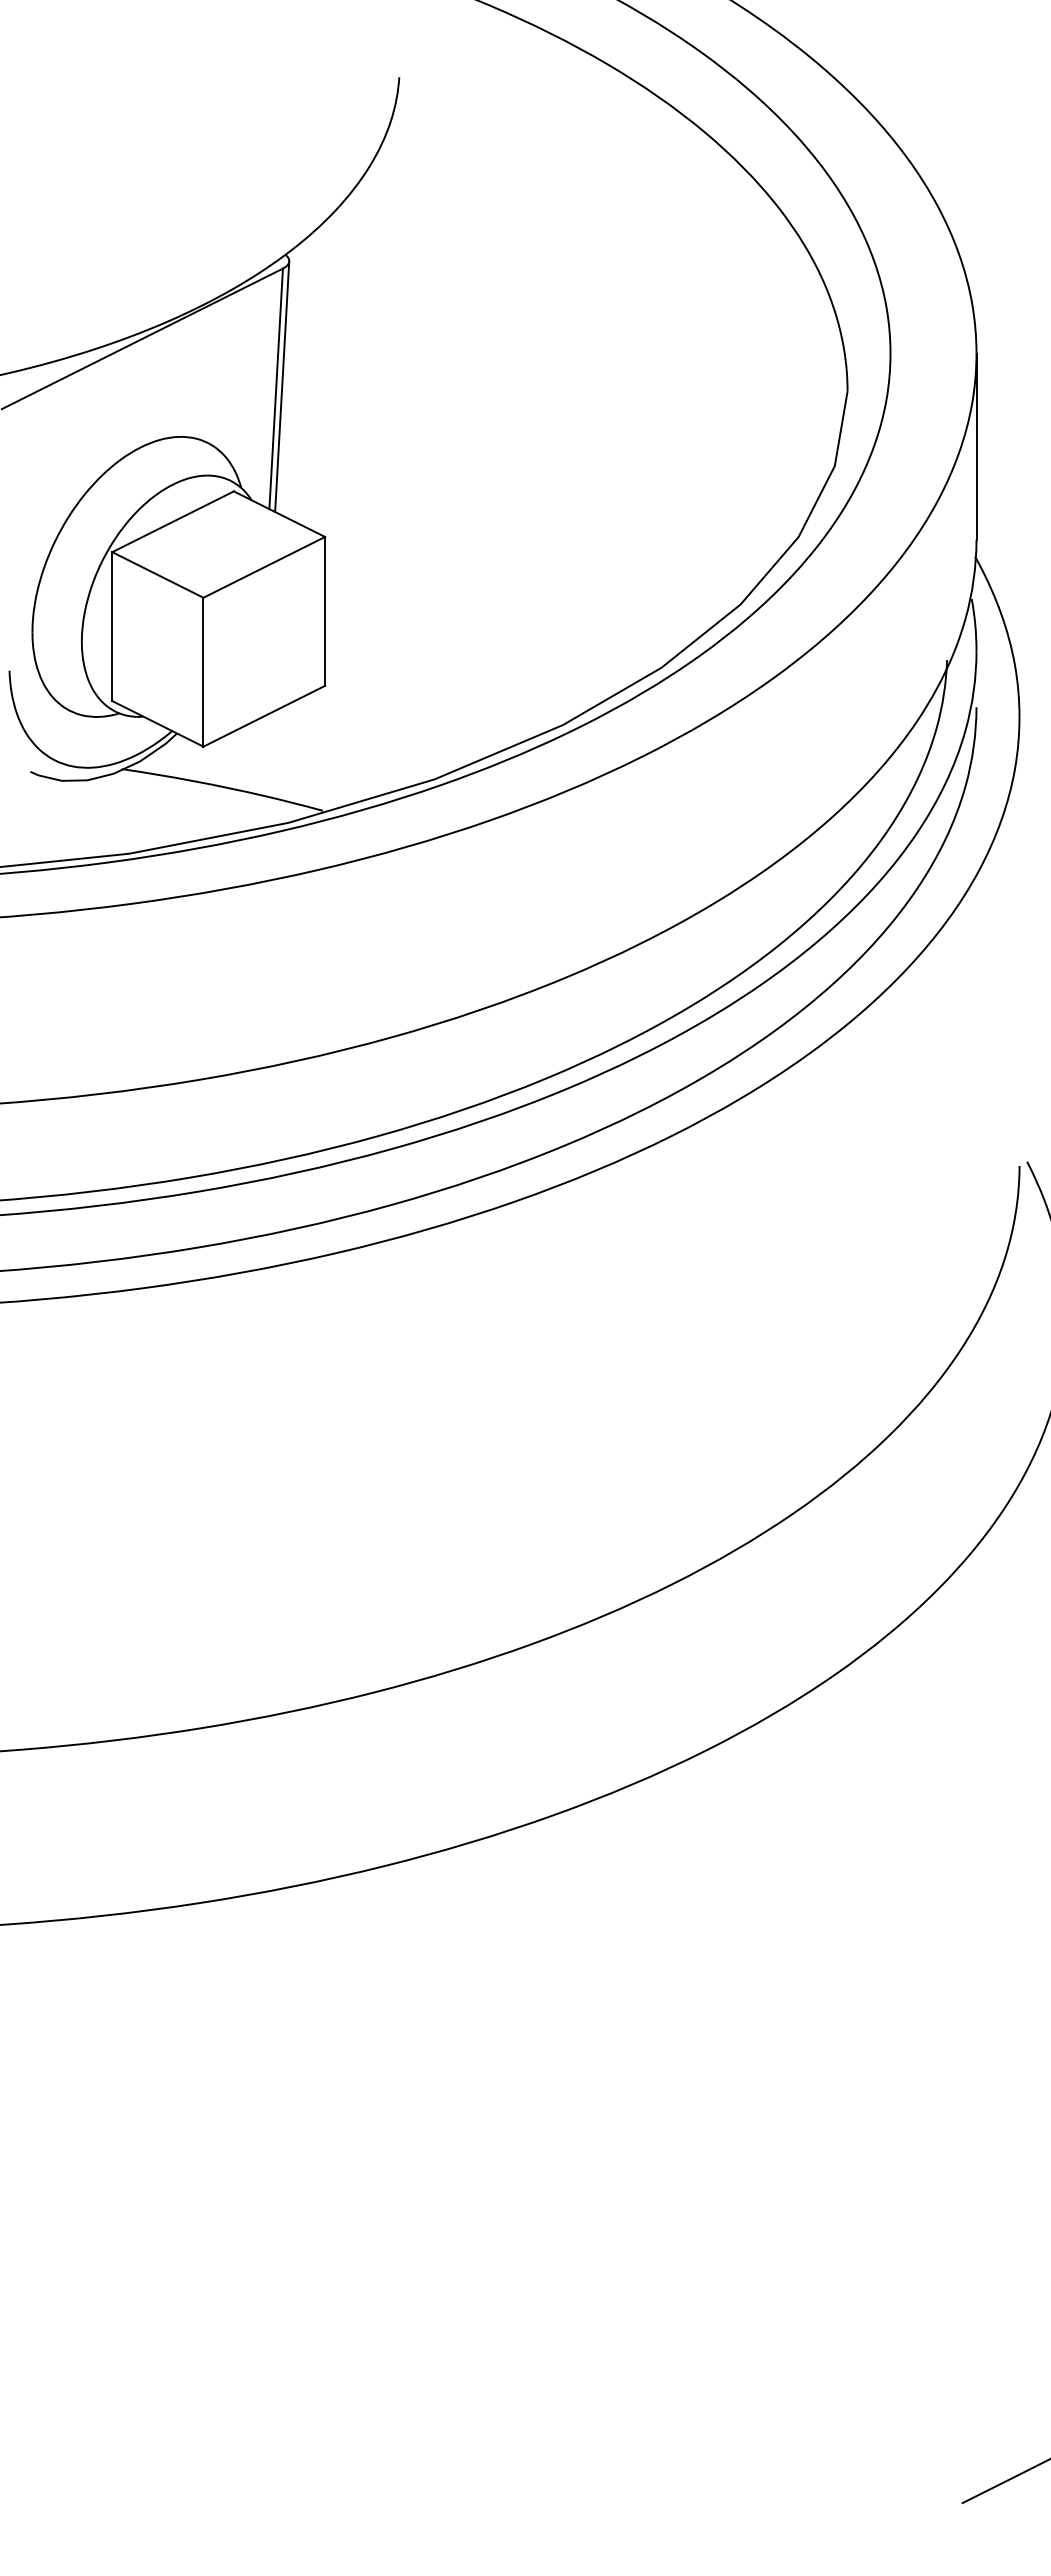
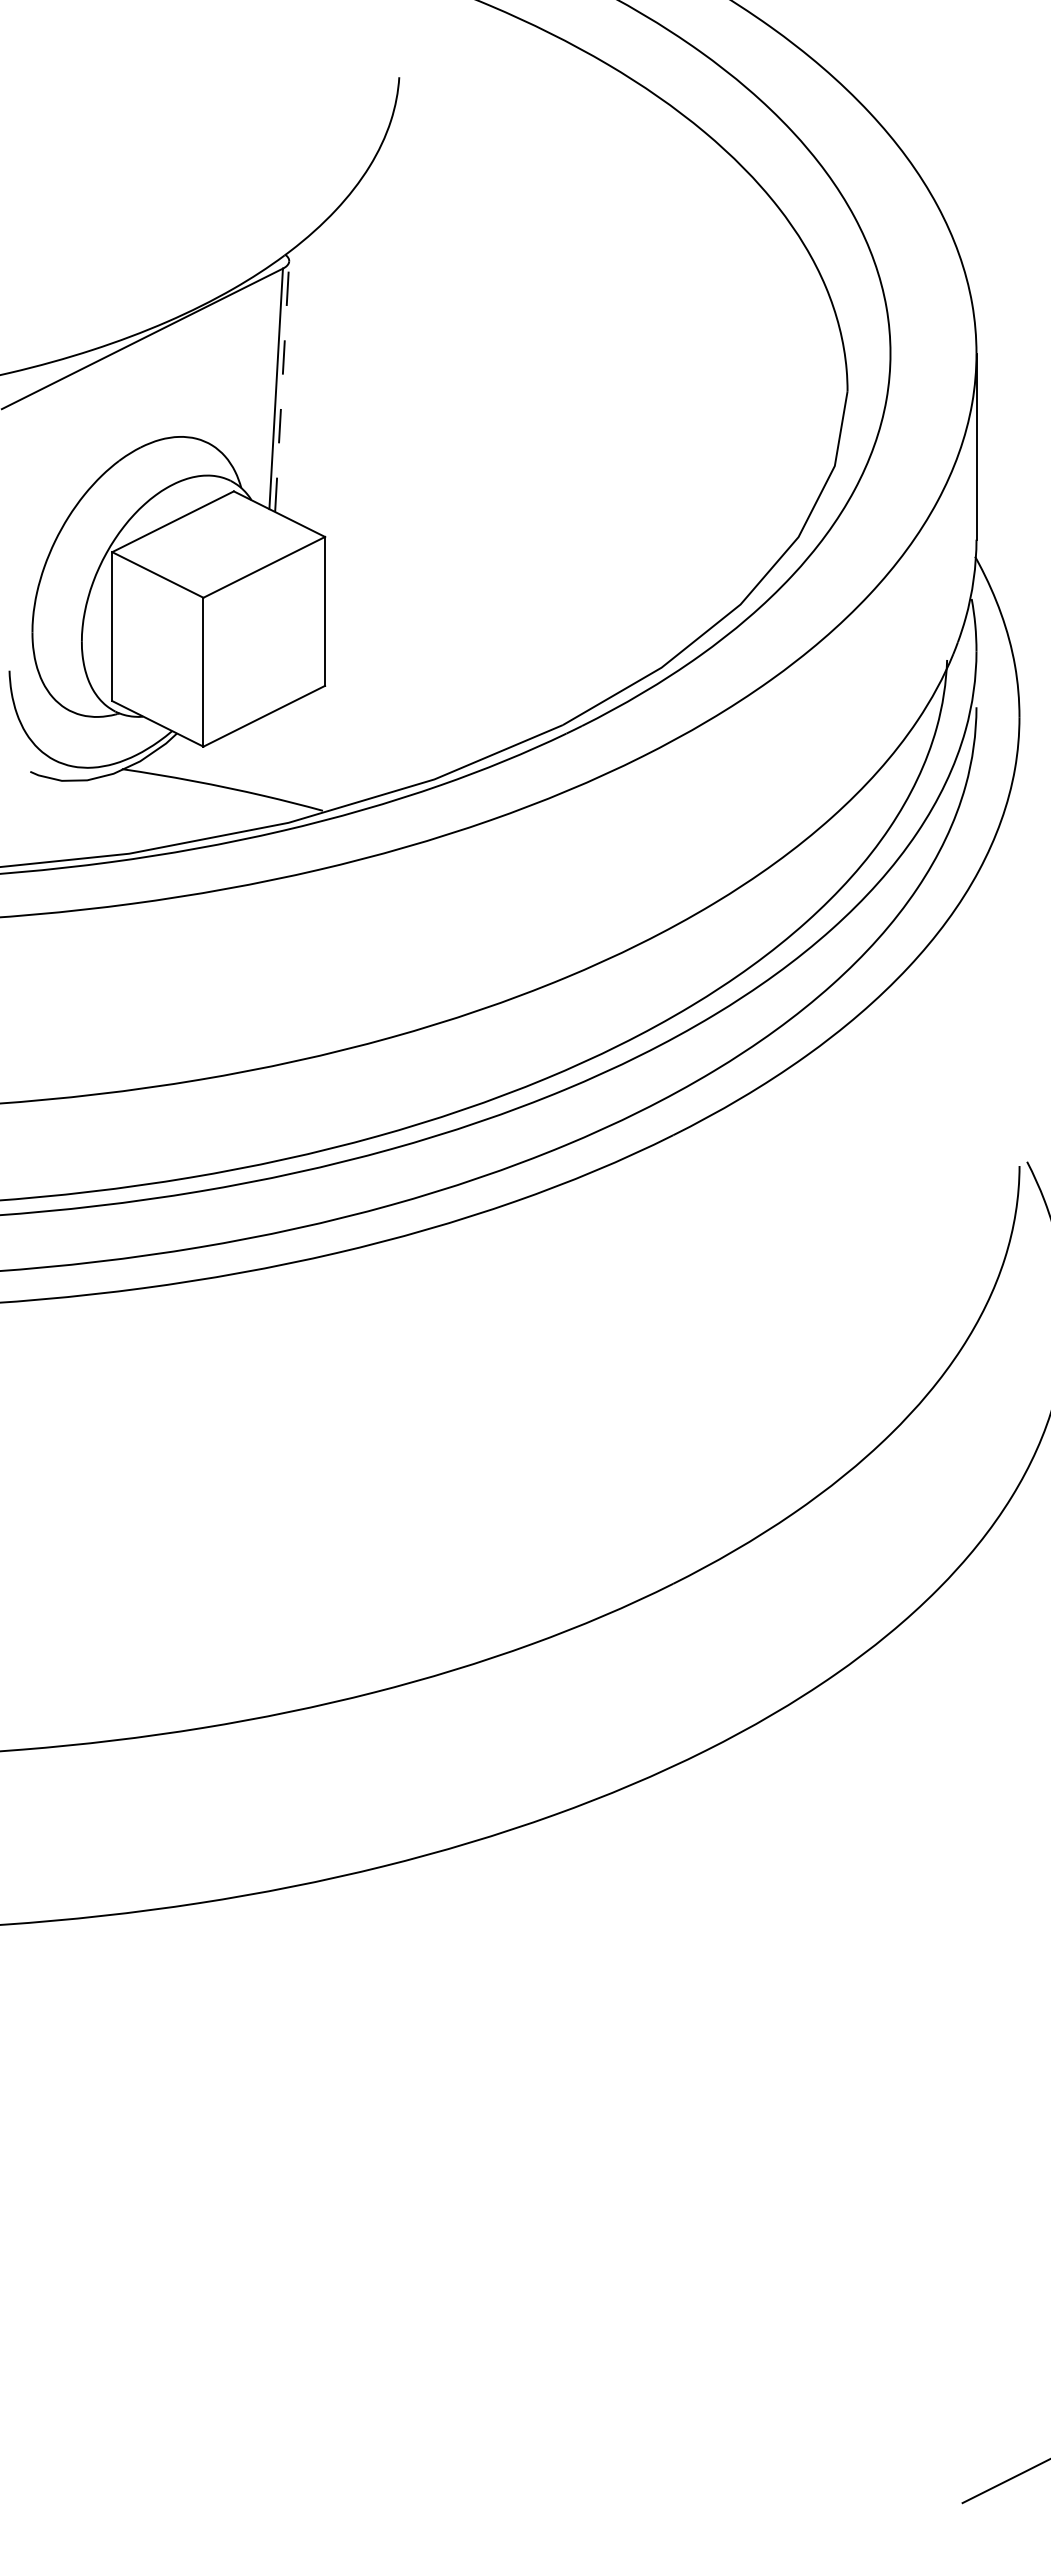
line: solid -> dashed (282, 386)
